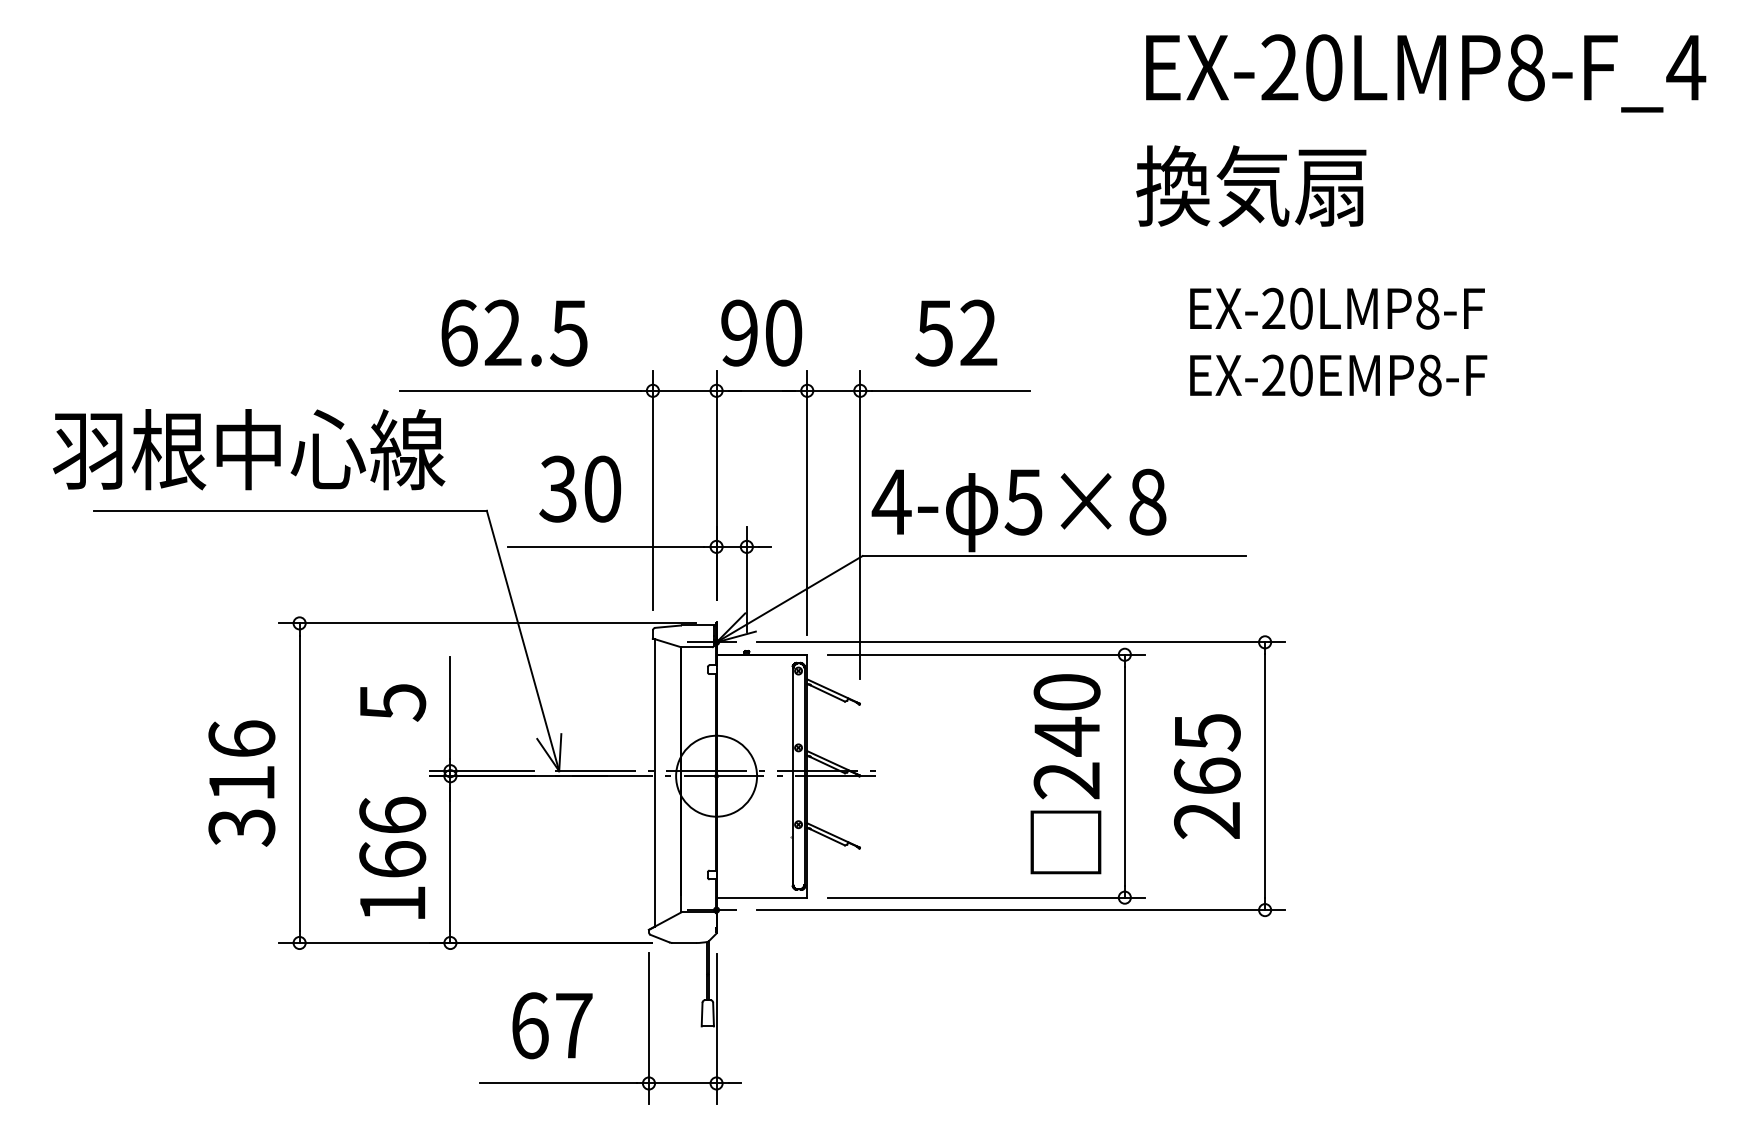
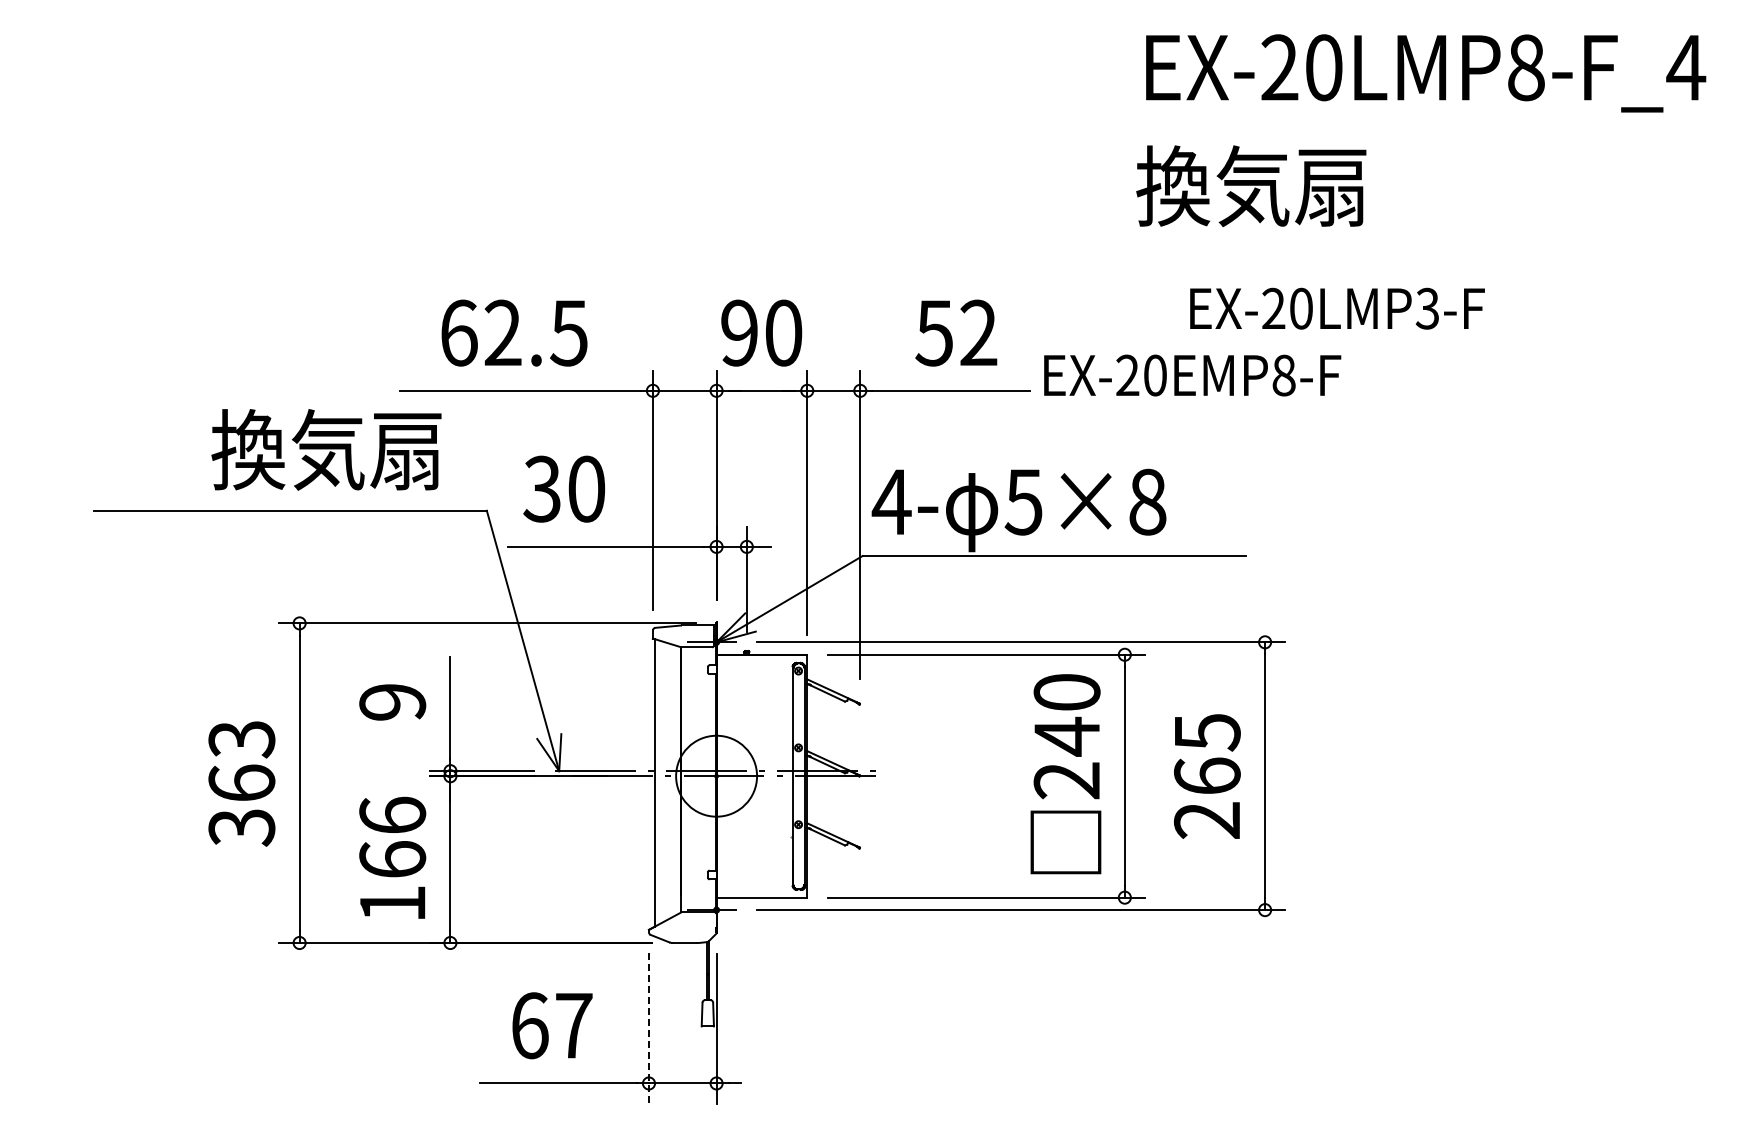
text: EX-20LMP8-F -> EX-20LMP3-F (1427, 308)
text position: (1338, 375) -> (1192, 375) (1192, 375)
text: 羽根中心線 -> 換気扇 (249, 449)
text position: (580, 488) -> (564, 488) (564, 488)
text: 5 -> 9 (392, 702)
text: 316 -> 363 (241, 760)
line: solid -> dashed (648, 1028)
